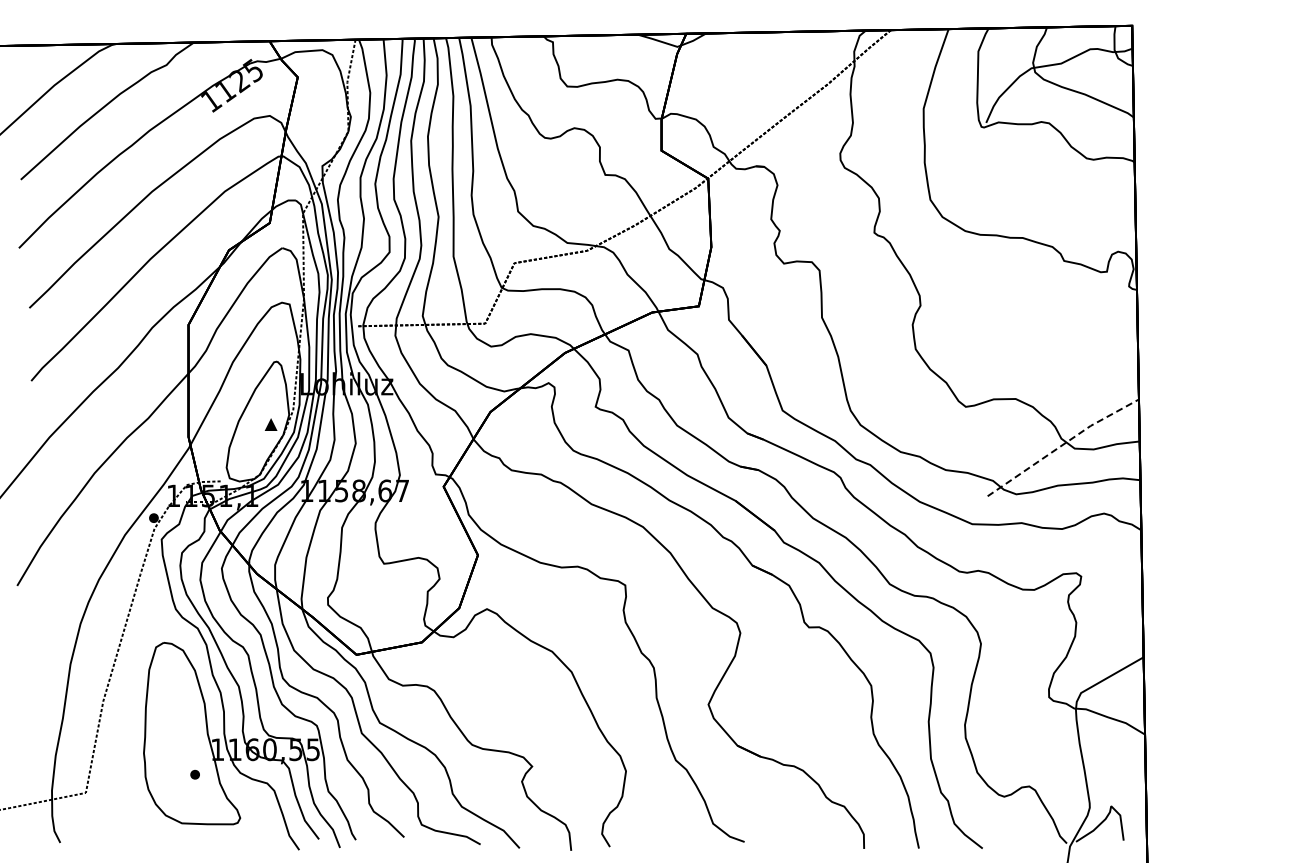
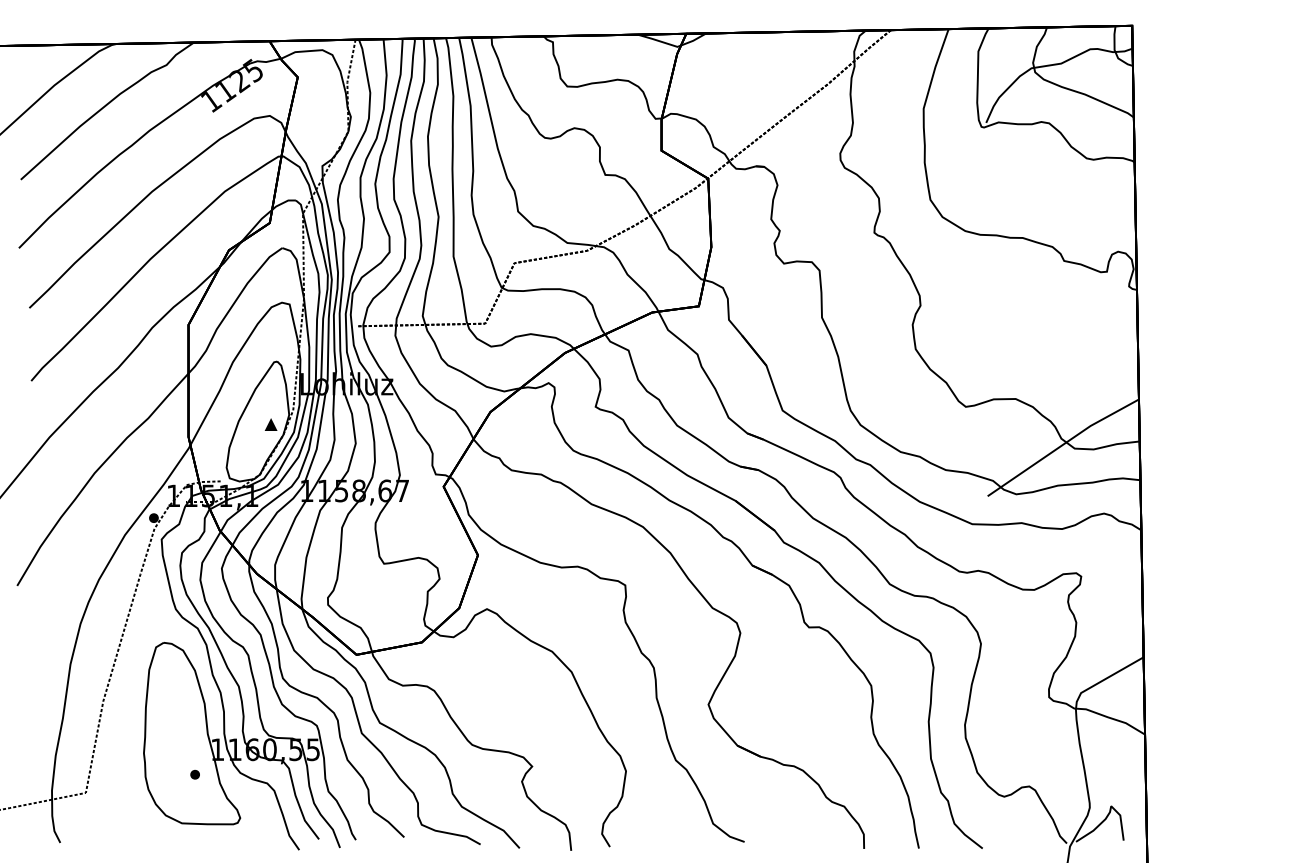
line: dashed -> solid (1062, 445)
